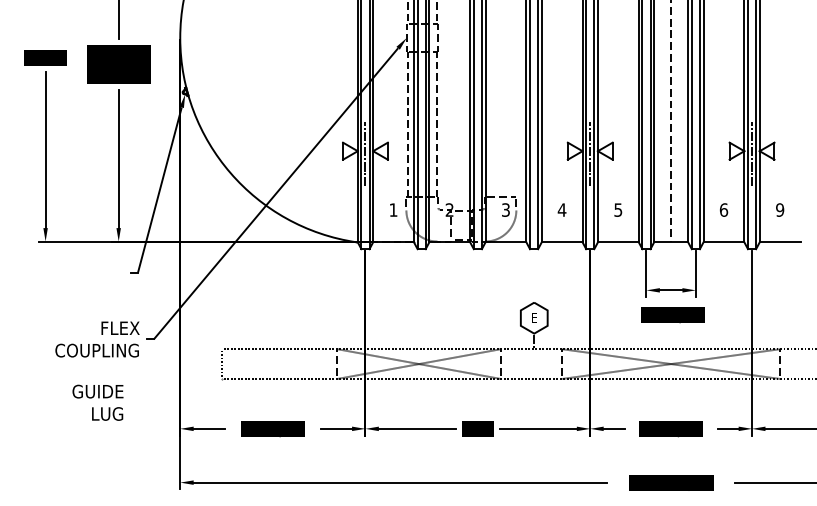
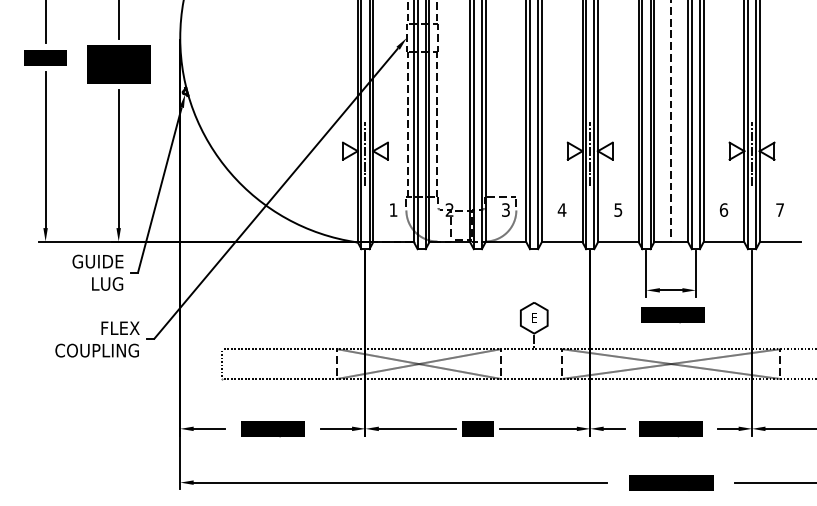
line: none -> present (45, 22)
text: 9 -> 7 (780, 209)
text position: (97, 402) -> (97, 272) (97, 272)
